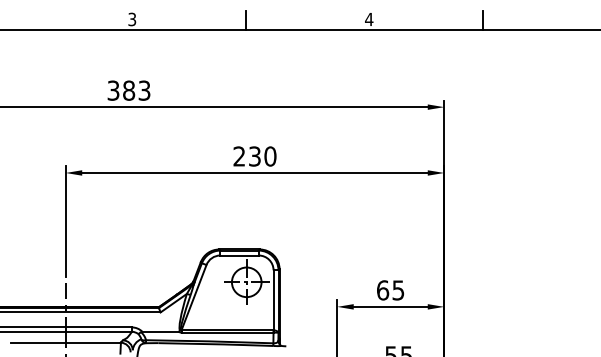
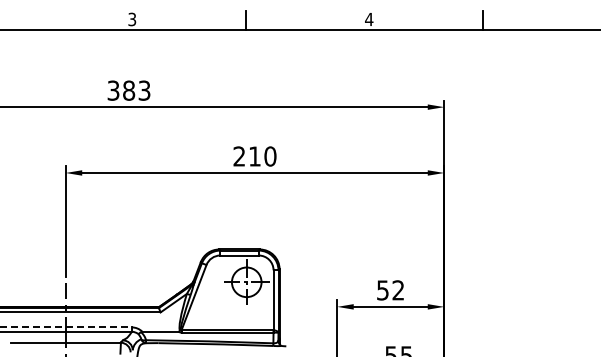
text: 230 -> 210 (254, 156)
text: 65 -> 52 (390, 290)
line: solid -> dashed (66, 327)
